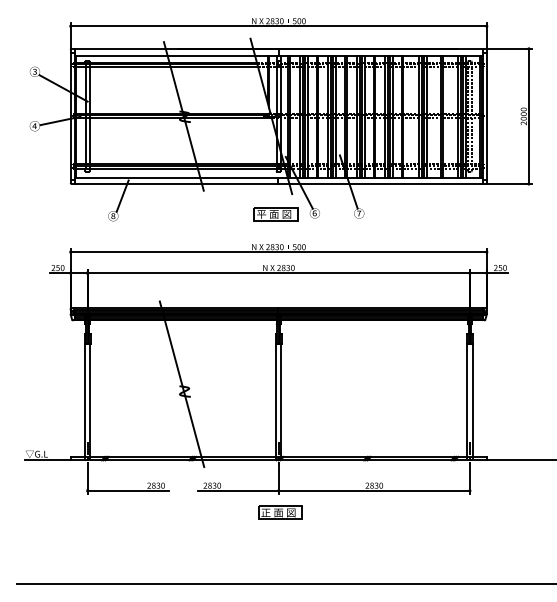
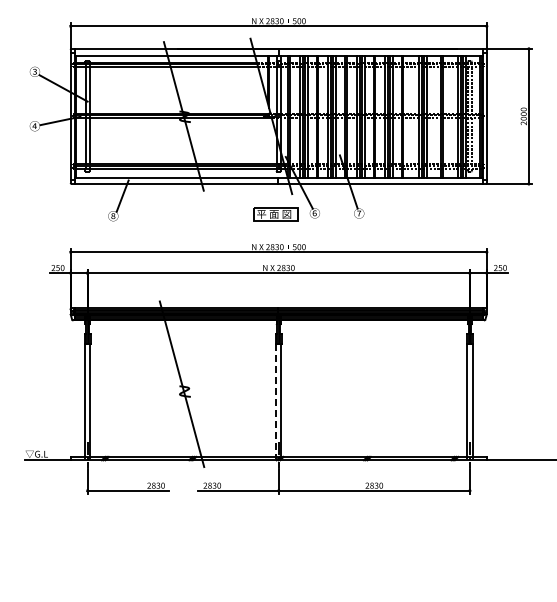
line: solid -> dashed (276, 401)
part: present -> none (280, 512)
line: present -> none (284, 583)
